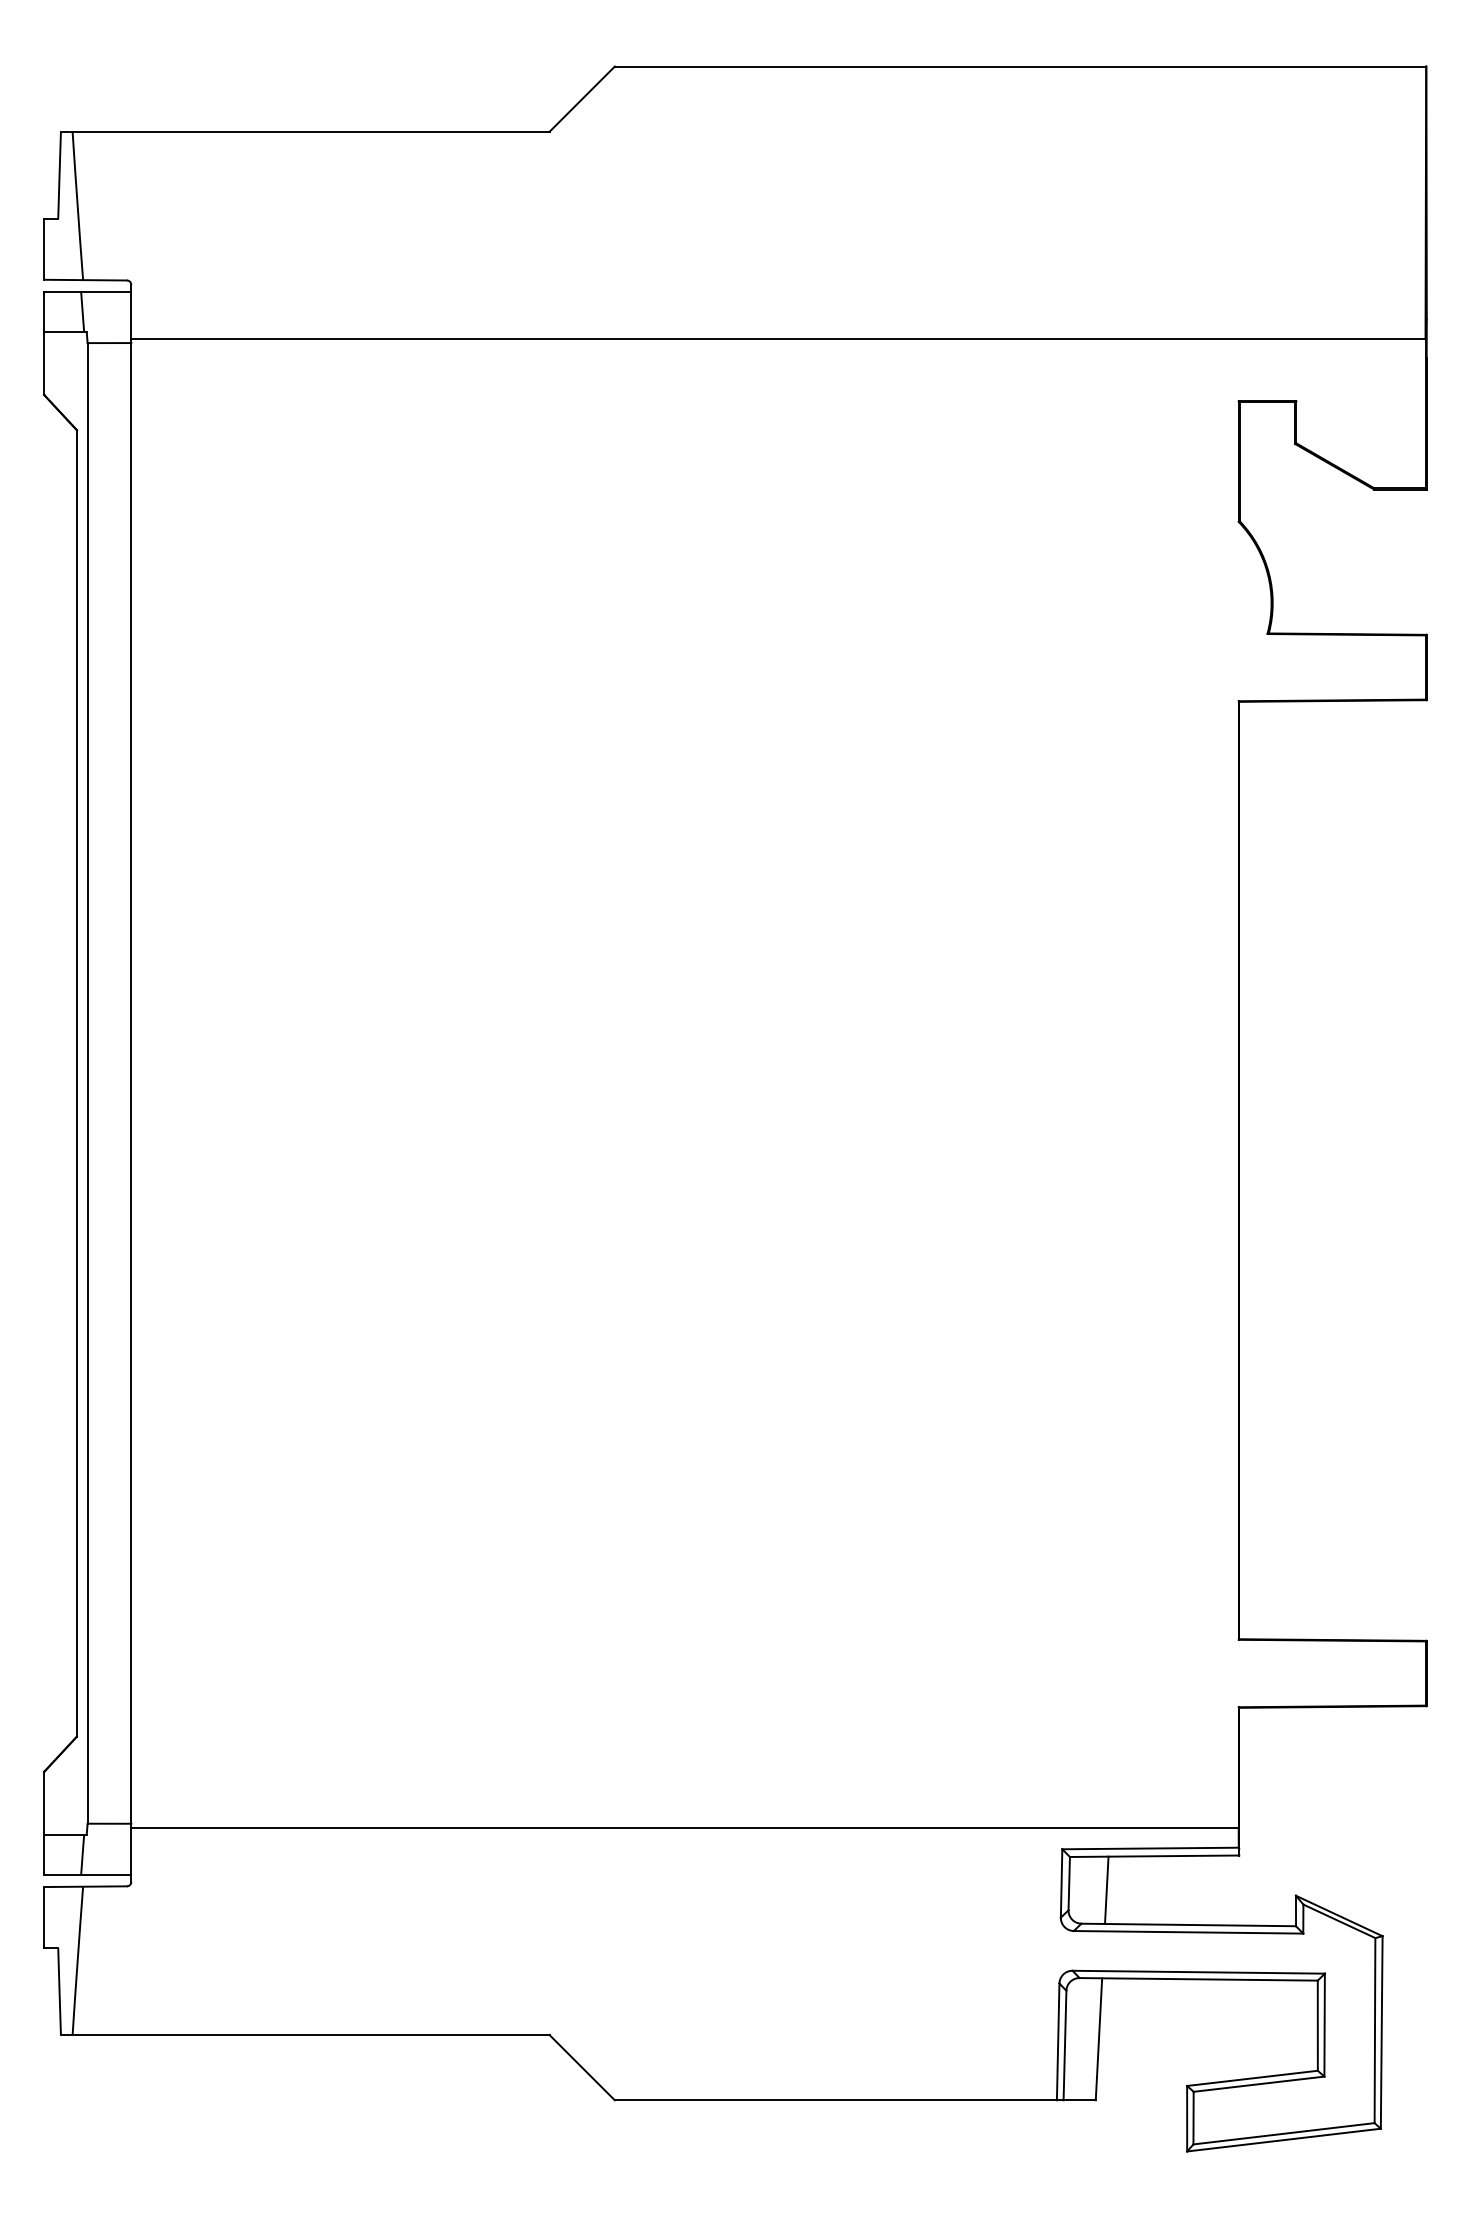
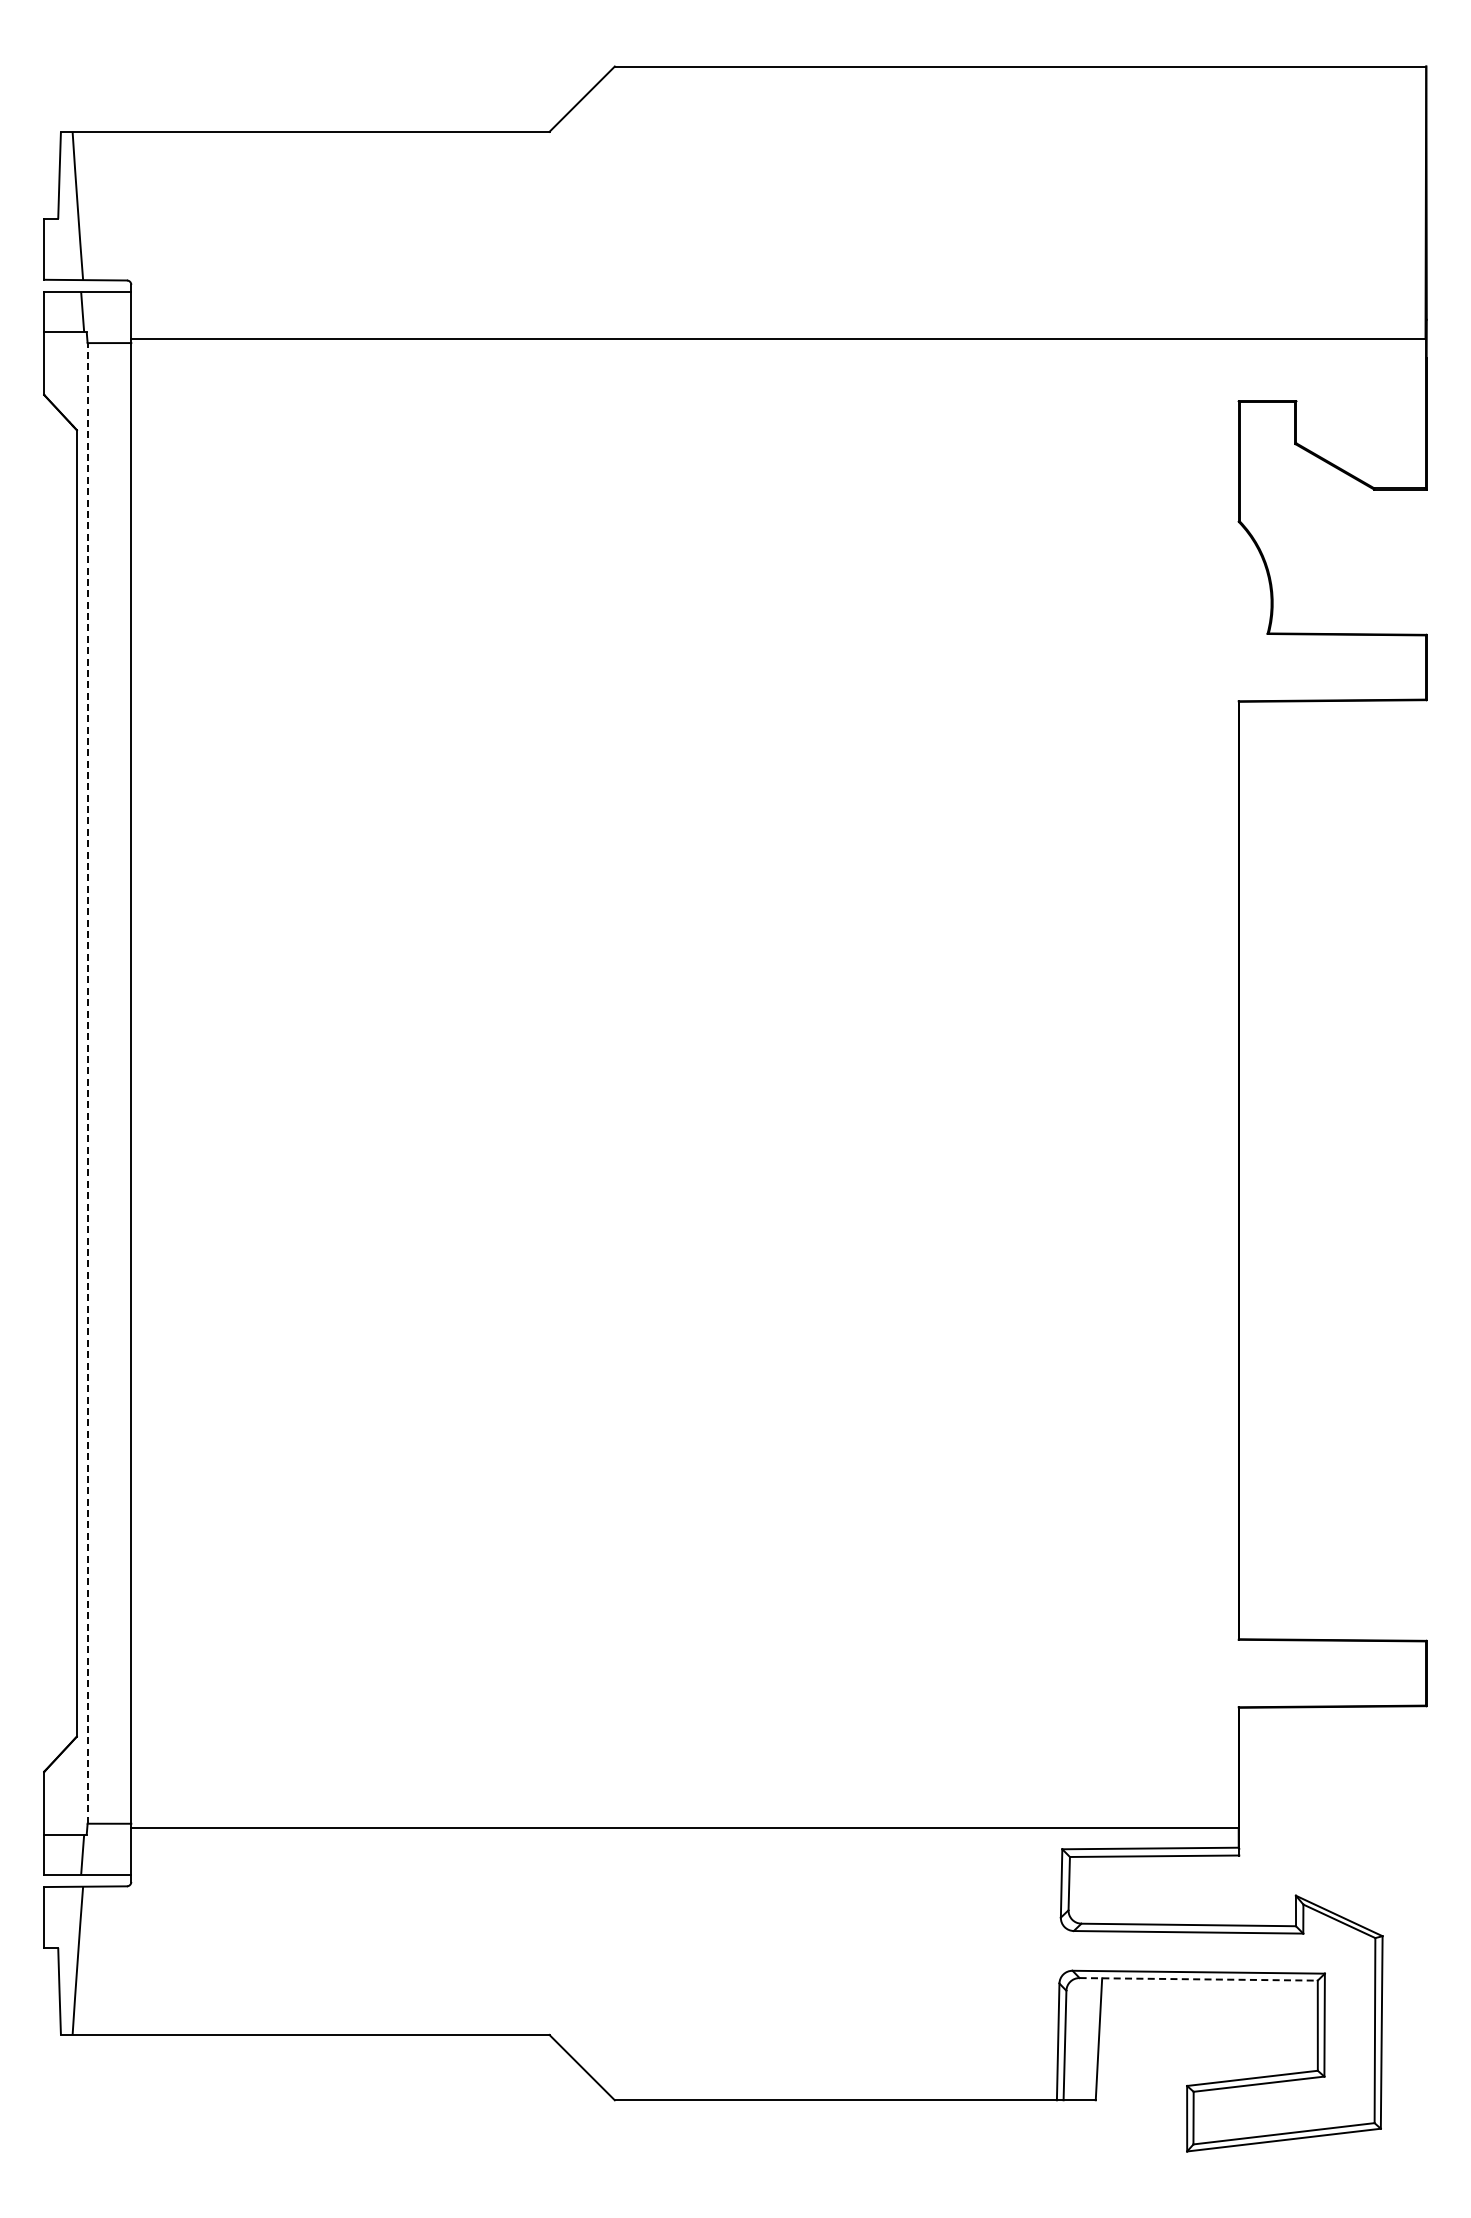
line: solid -> dashed (87, 1082)
line: present -> none (1106, 1889)
line: solid -> dashed (1199, 1979)
